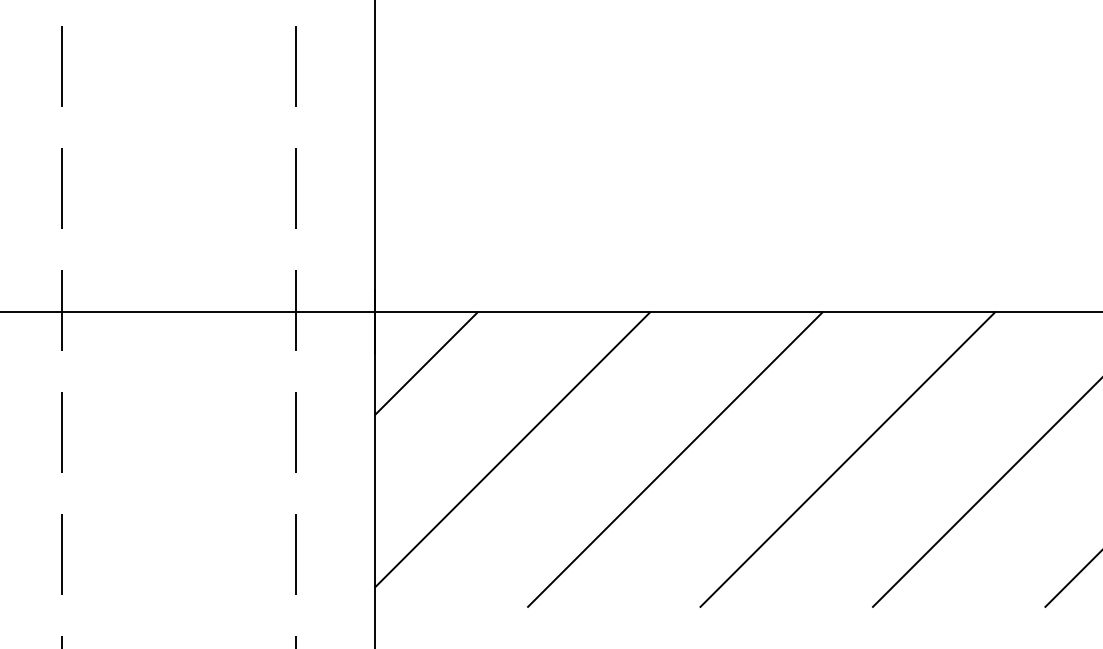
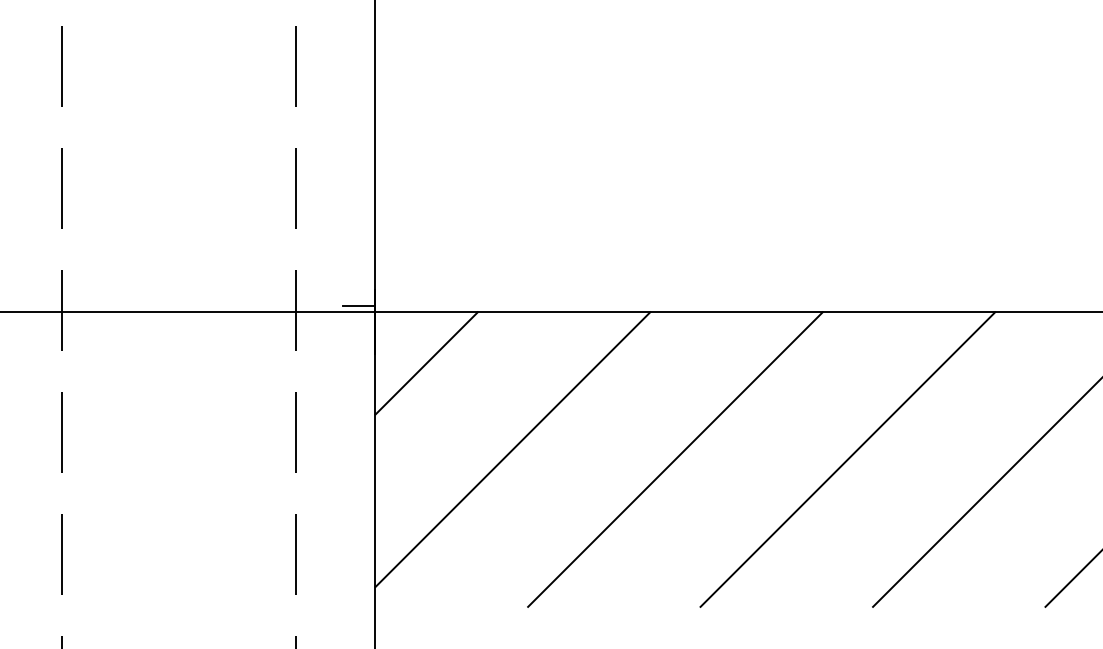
line: none -> present (358, 306)
